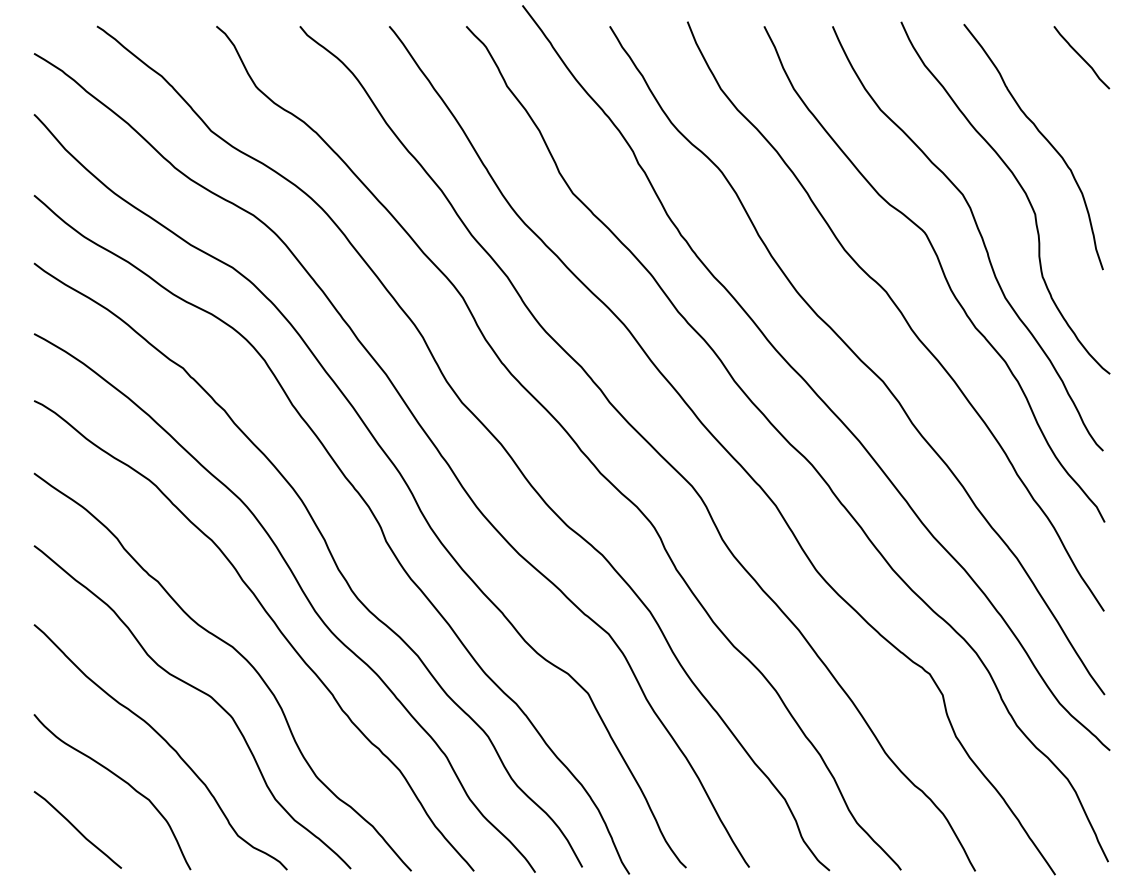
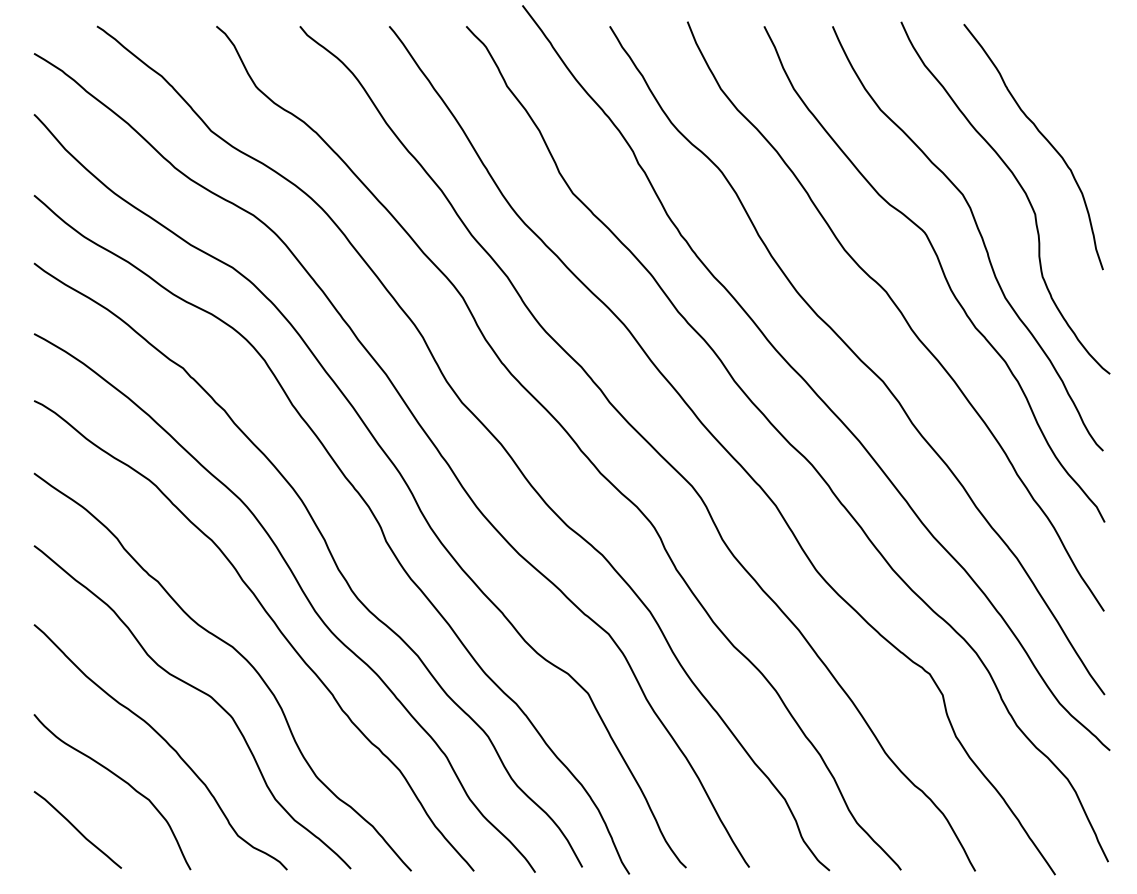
curve: present -> none (1081, 57)
